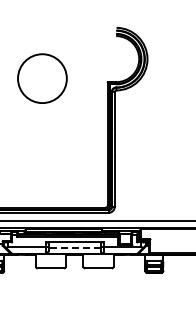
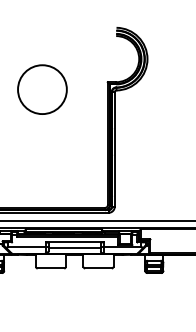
circle position: (42, 78) -> (42, 89) (42, 89)
line: dashed -> solid (74, 248)
